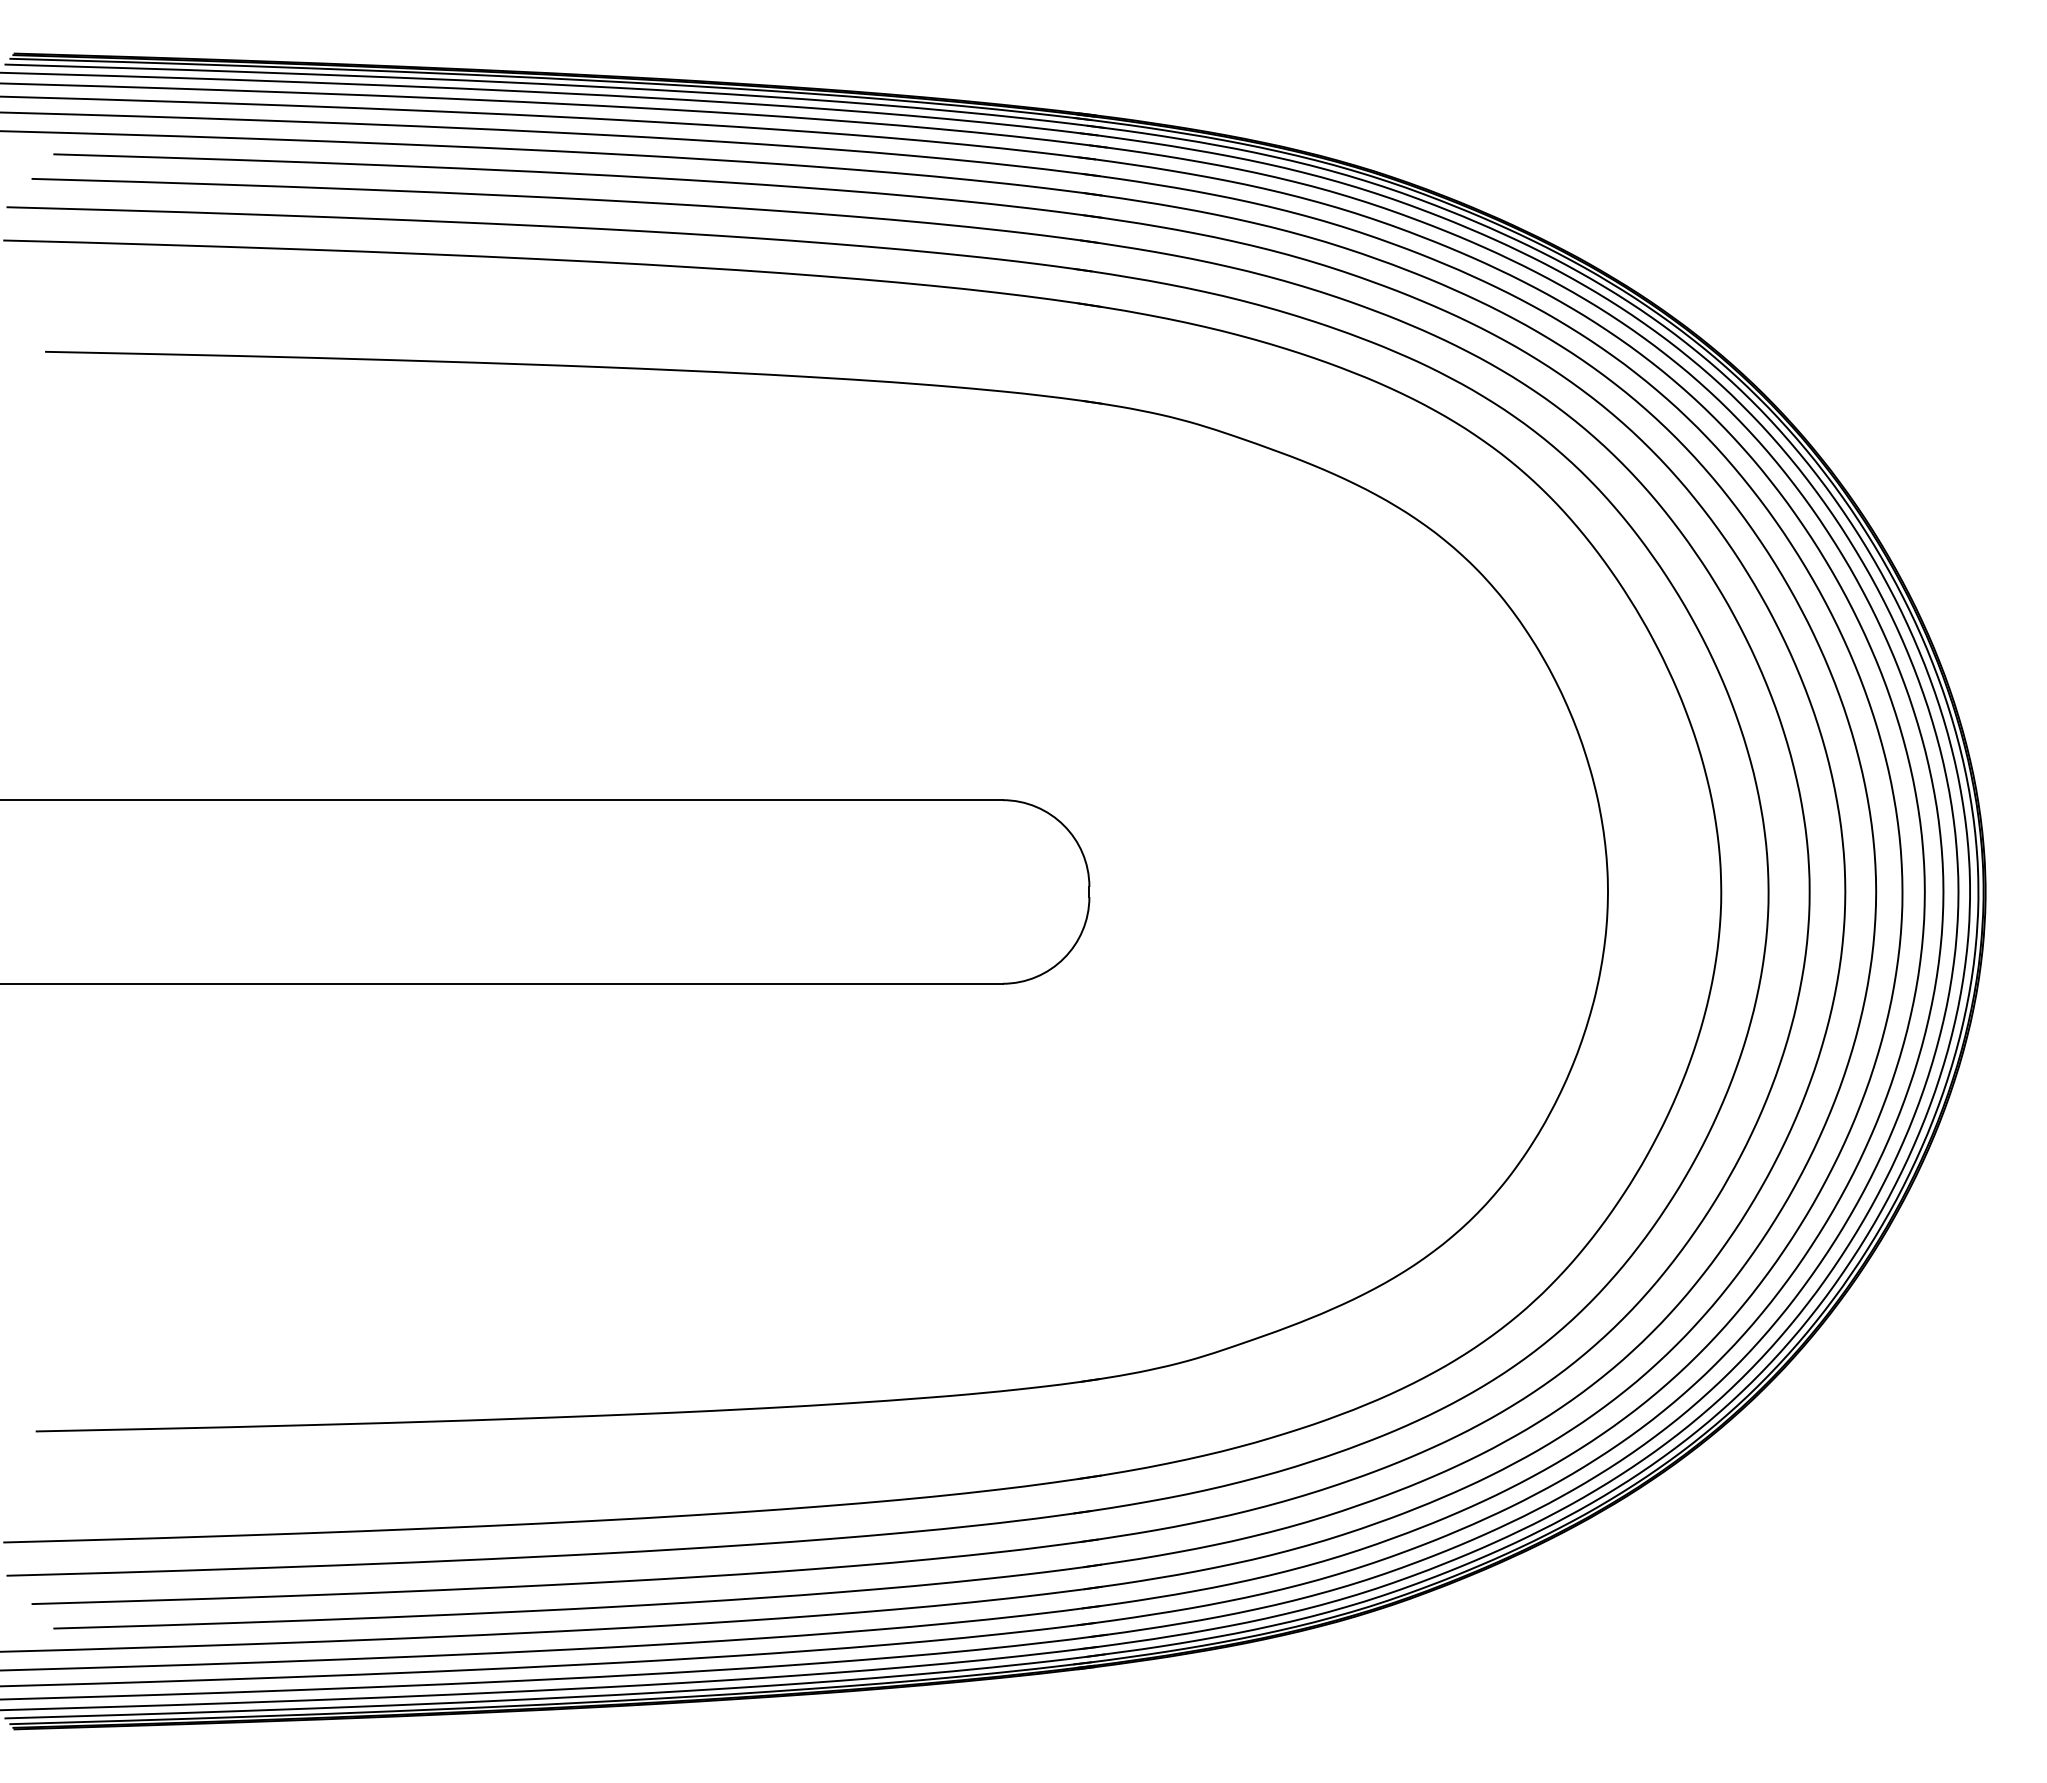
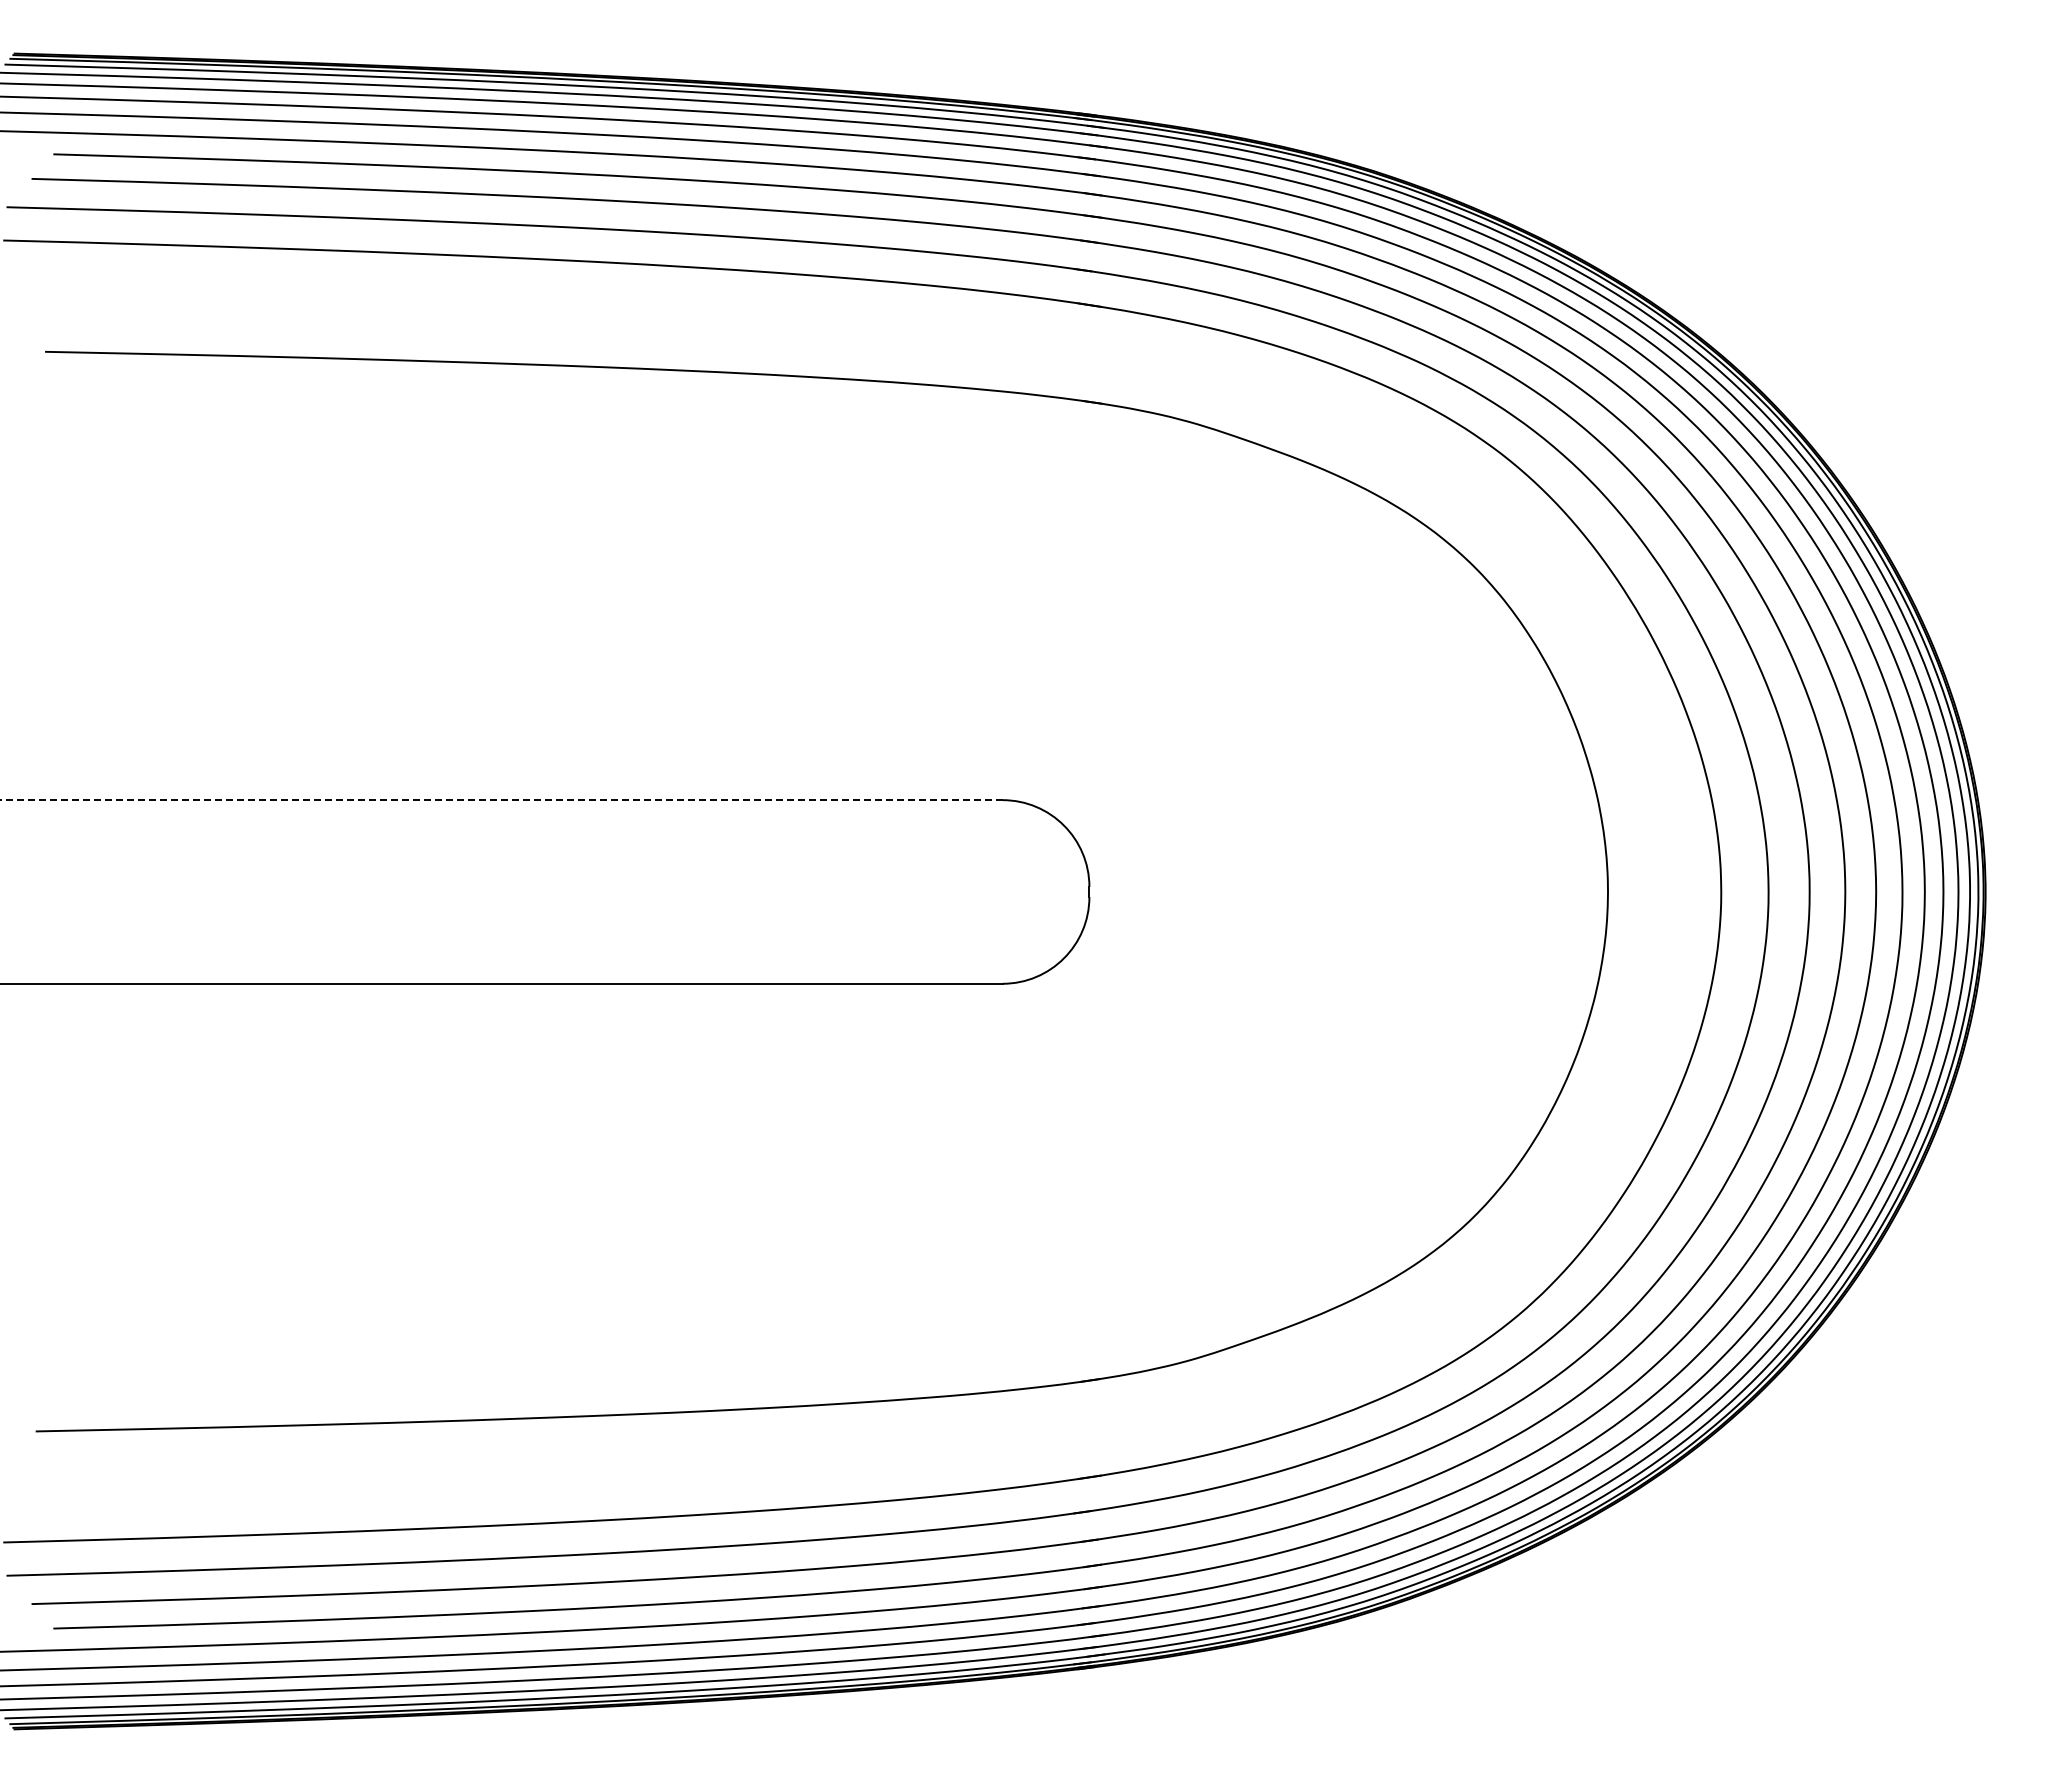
line: solid -> dashed (501, 800)
